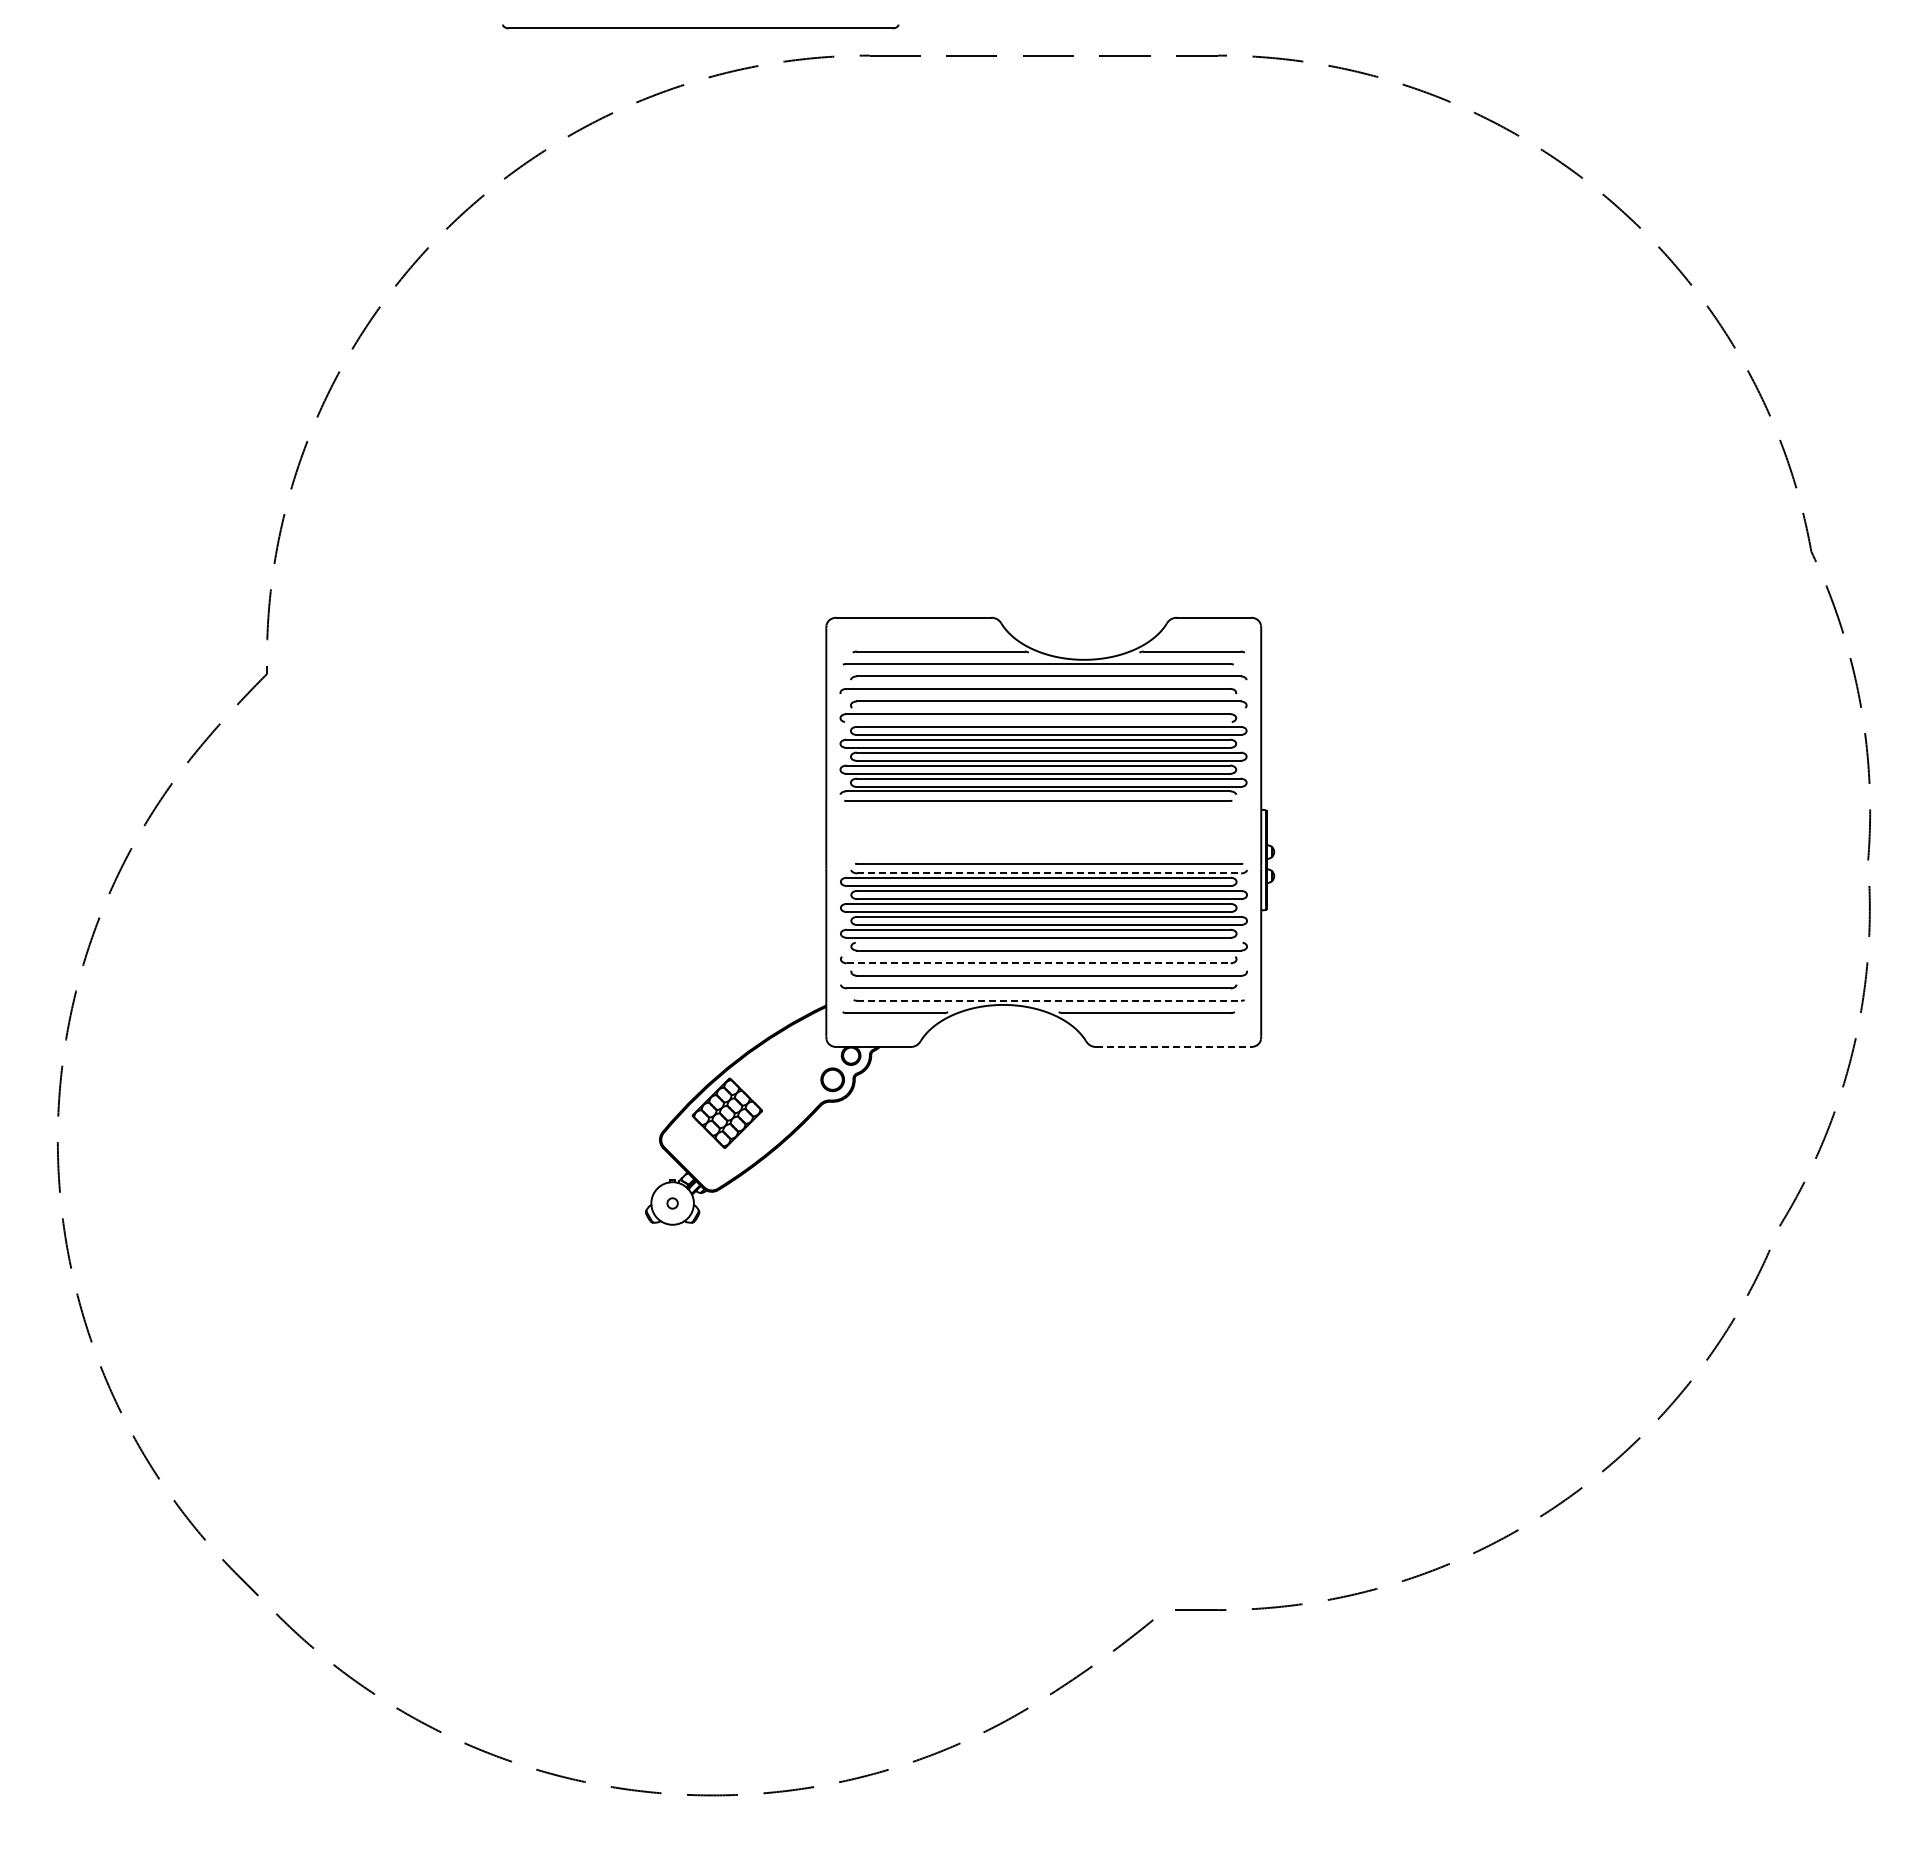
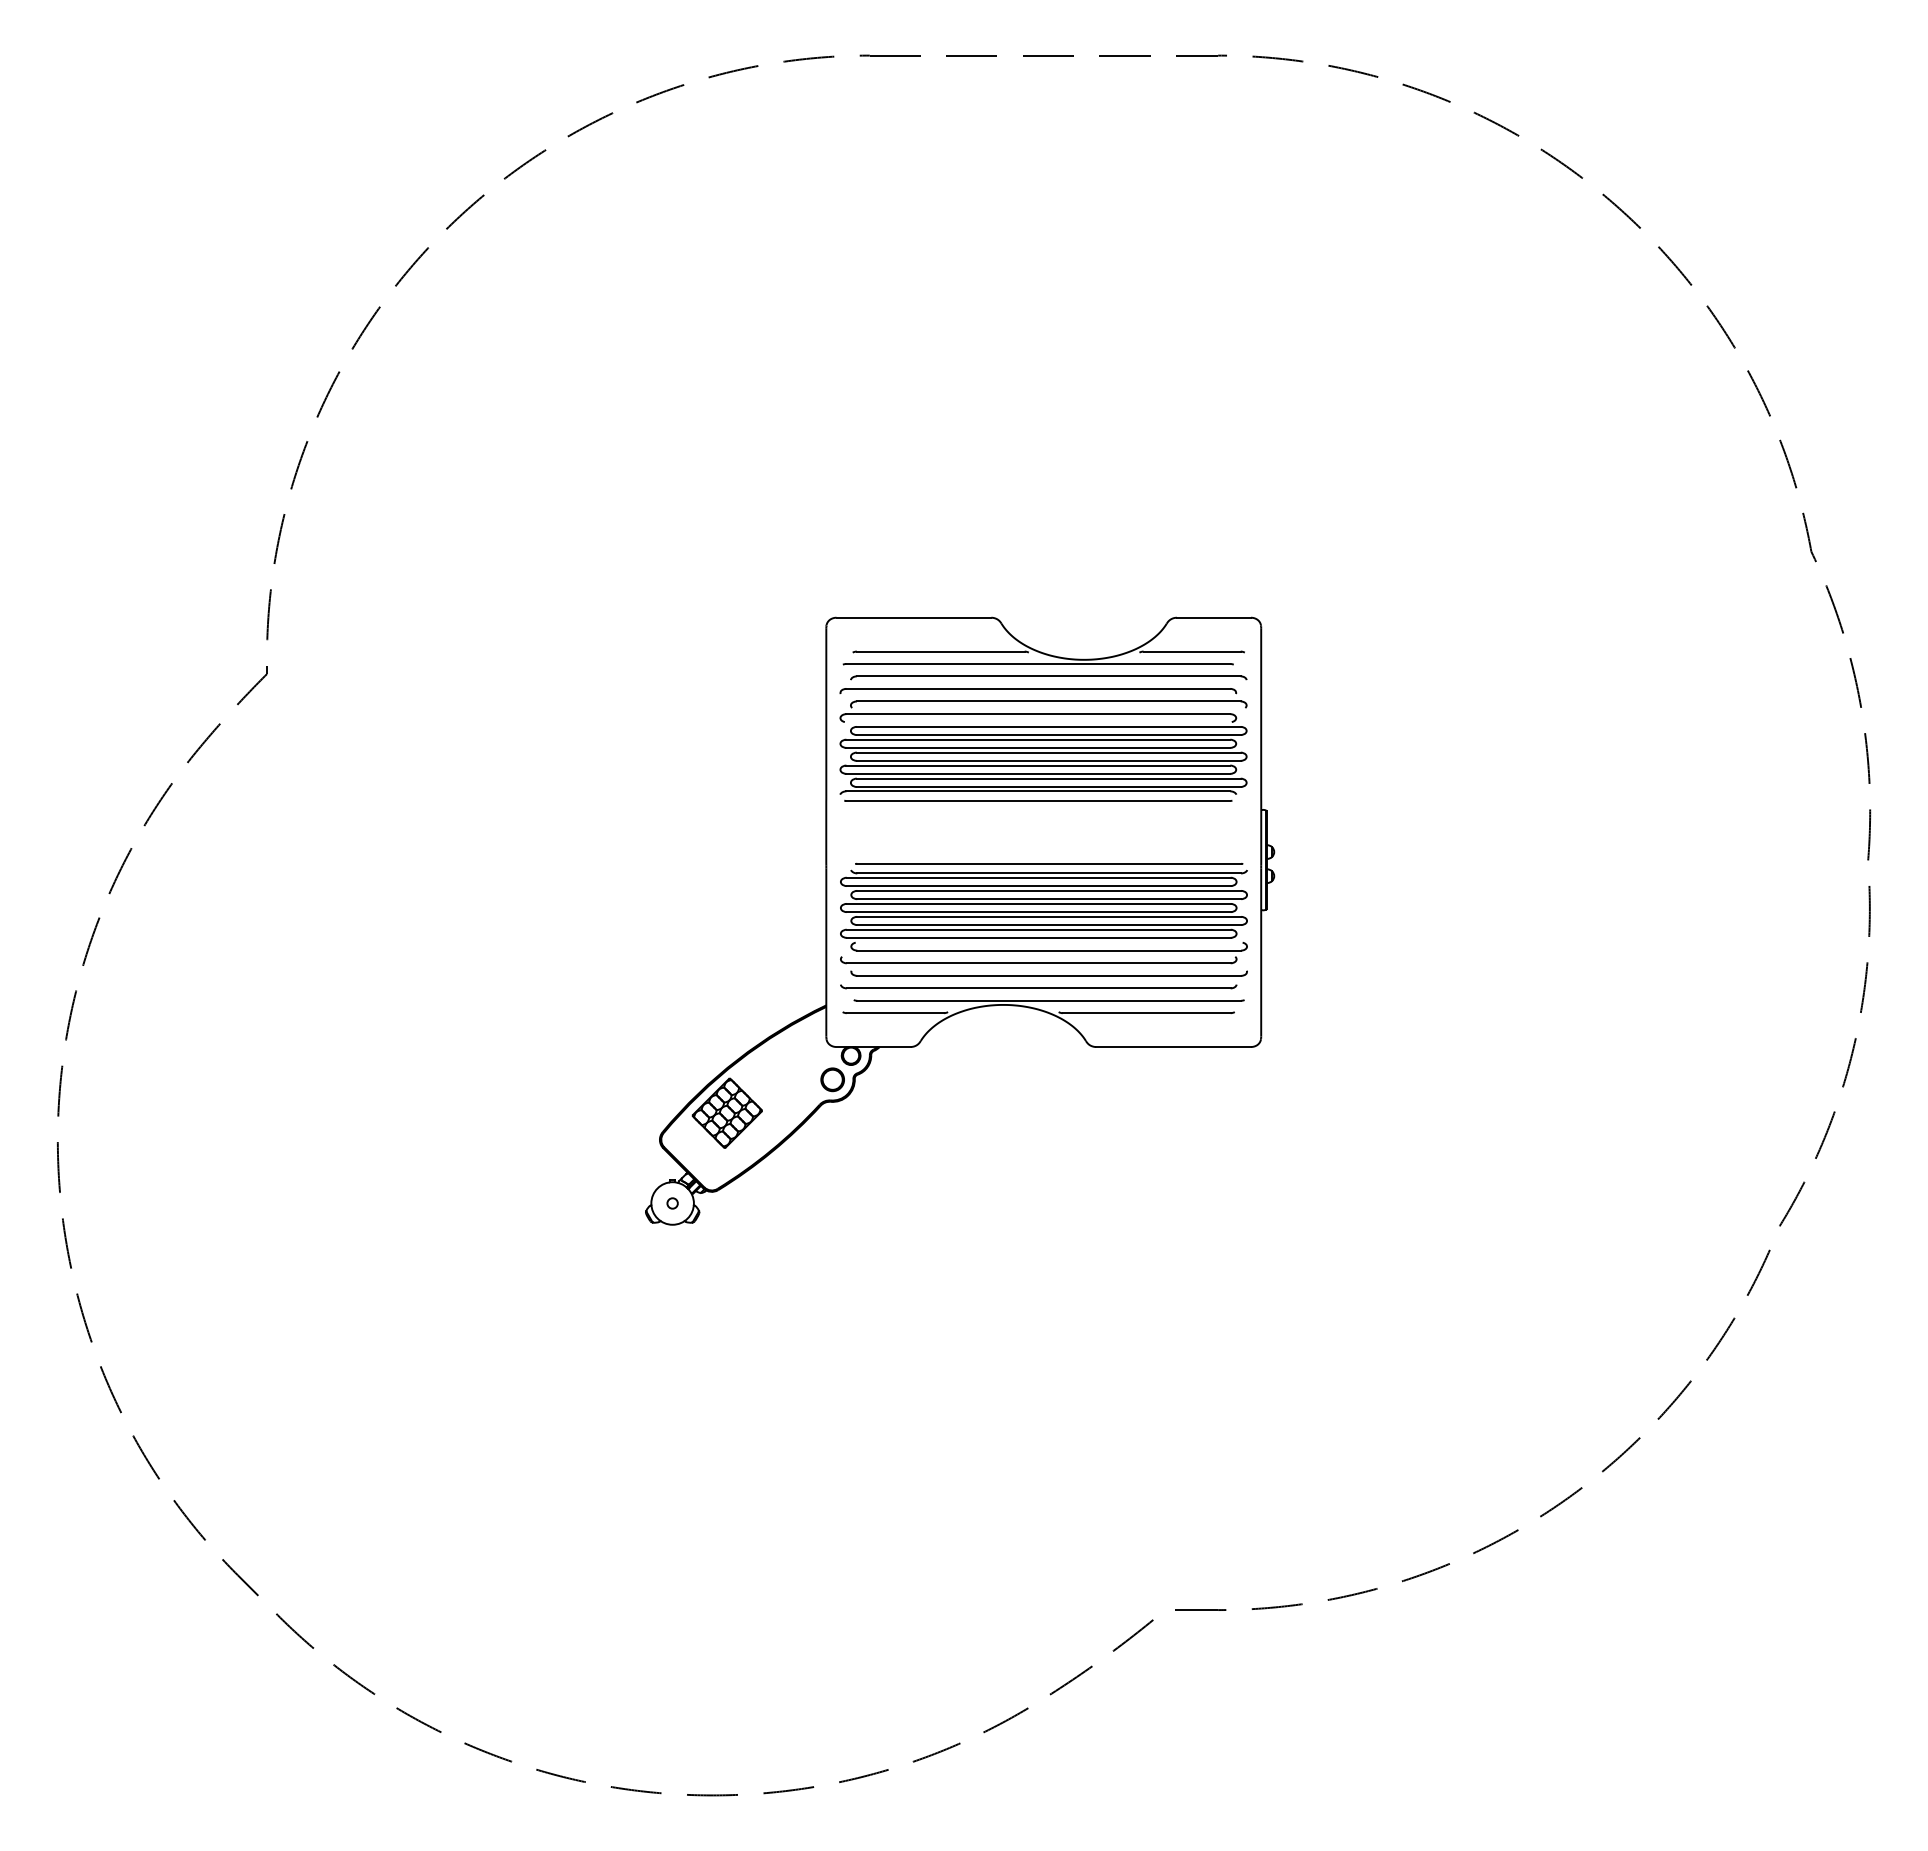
part: present -> none (700, 26)
line: dashed -> solid (1049, 873)
line: dashed -> solid (1038, 963)
line: dashed -> solid (1049, 1000)
line: dashed -> solid (1174, 1047)
